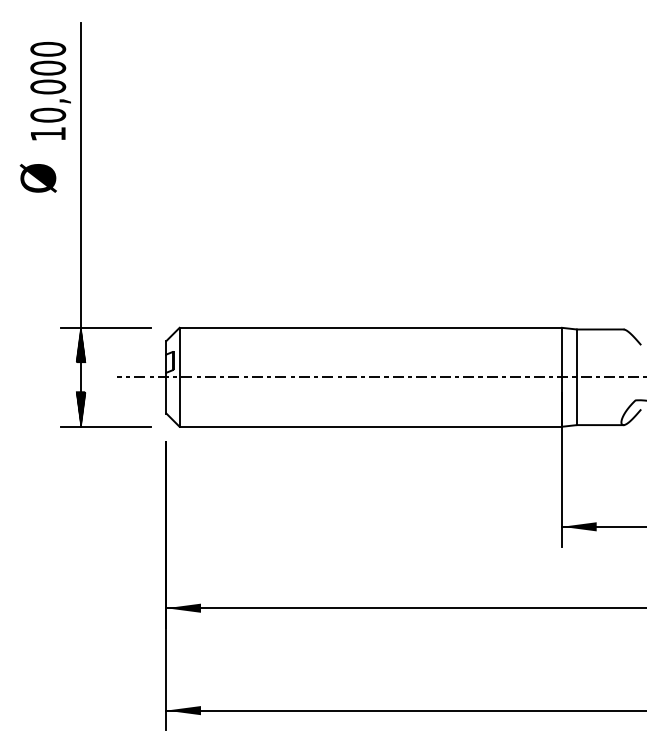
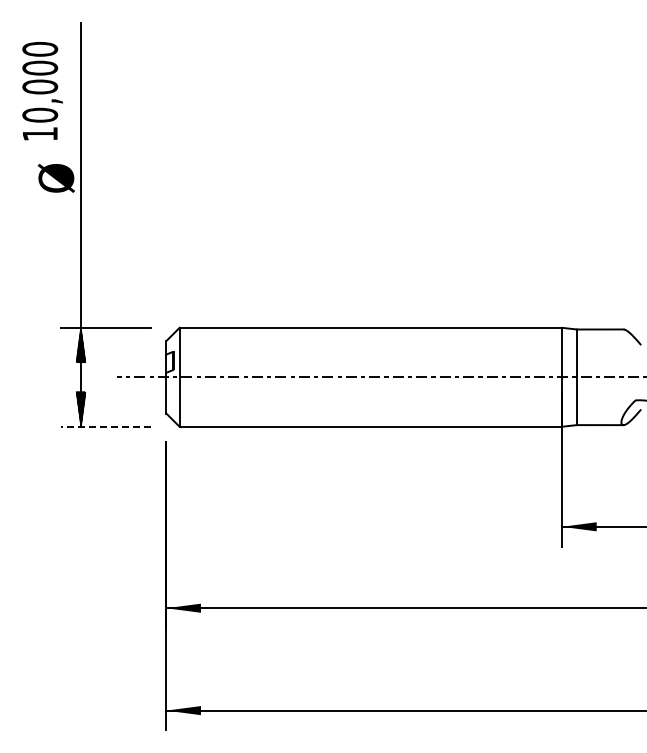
text position: (50, 91) -> (42, 91) (42, 91)
text position: (37, 178) -> (55, 178) (55, 178)
line: solid -> dashed (105, 426)
